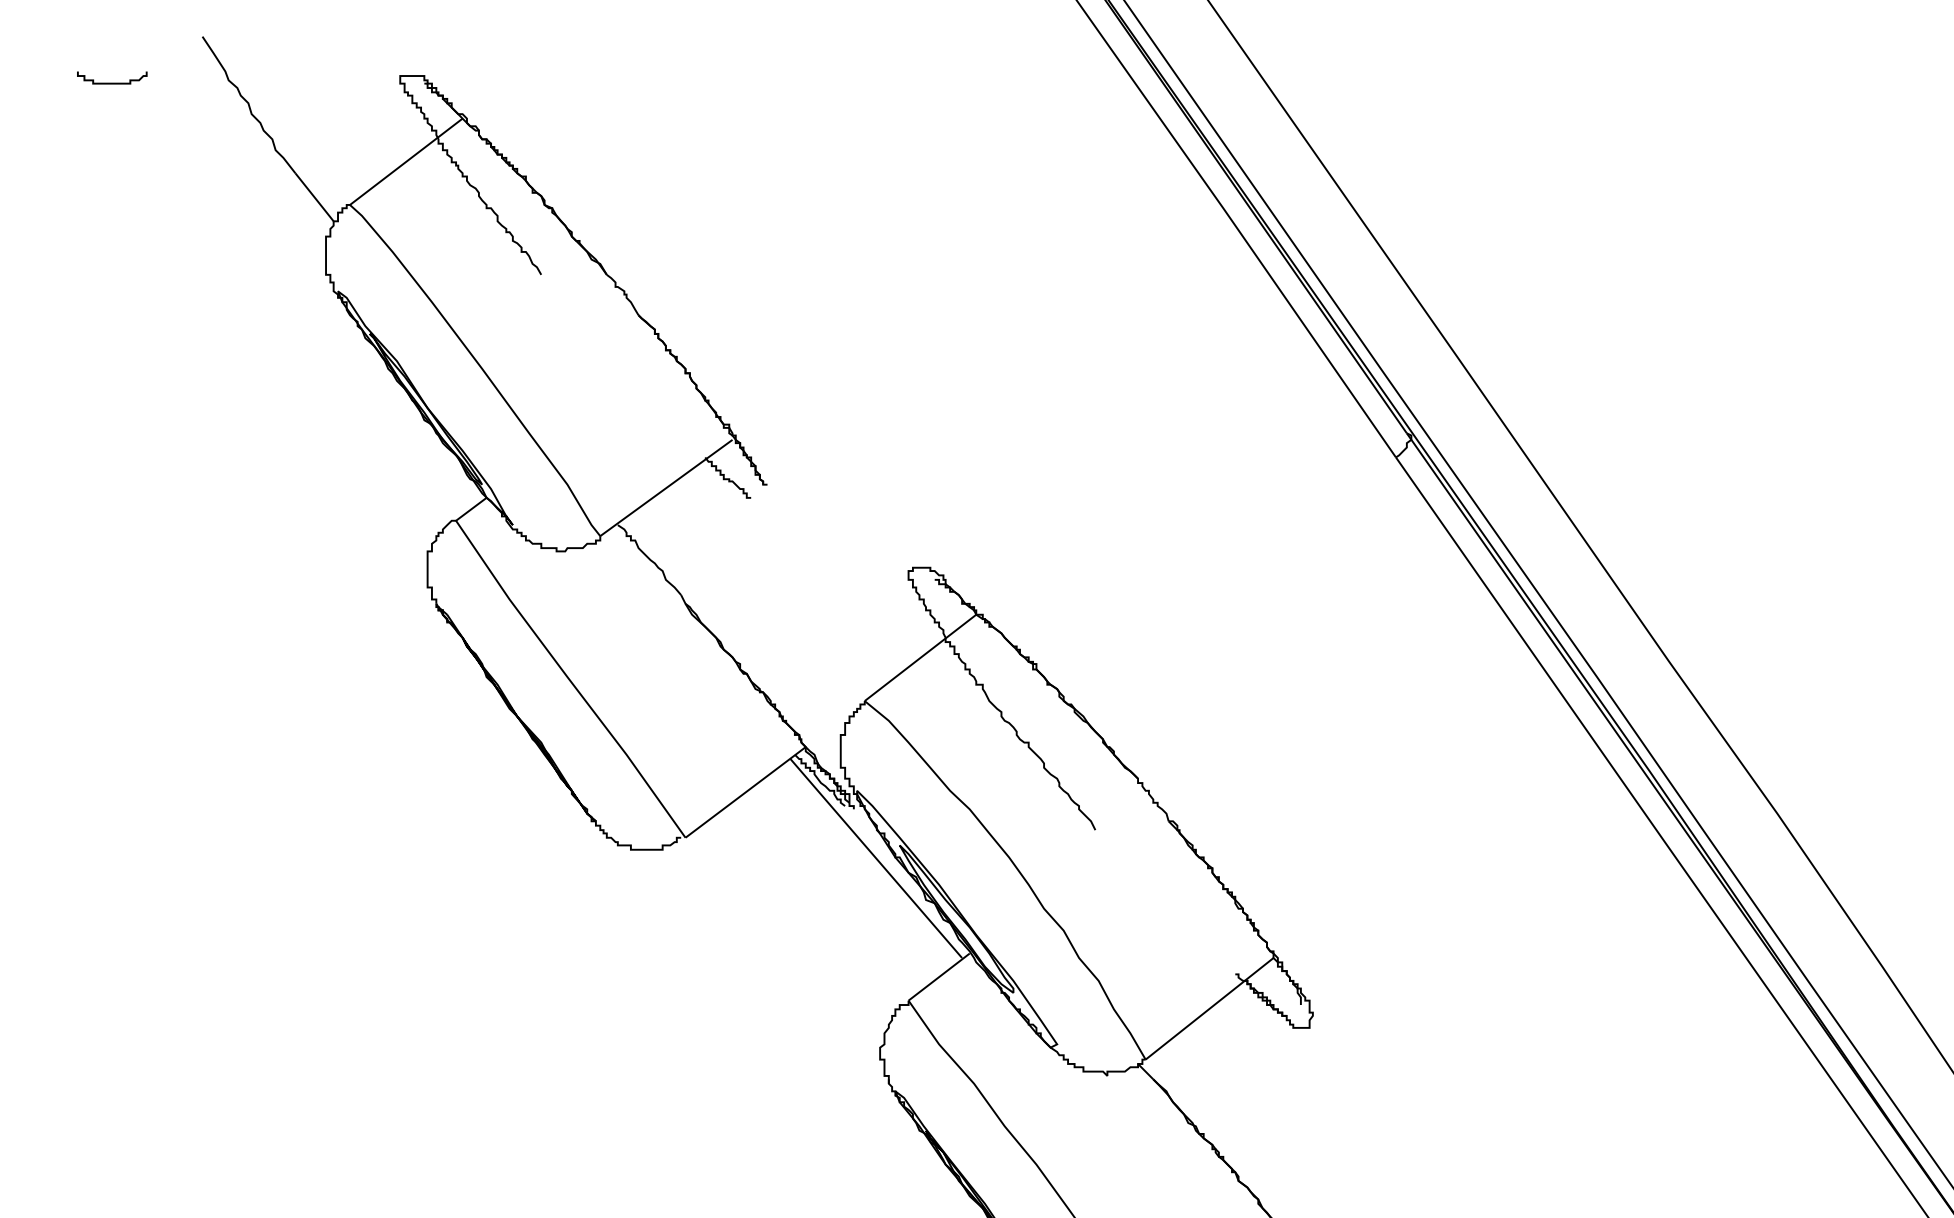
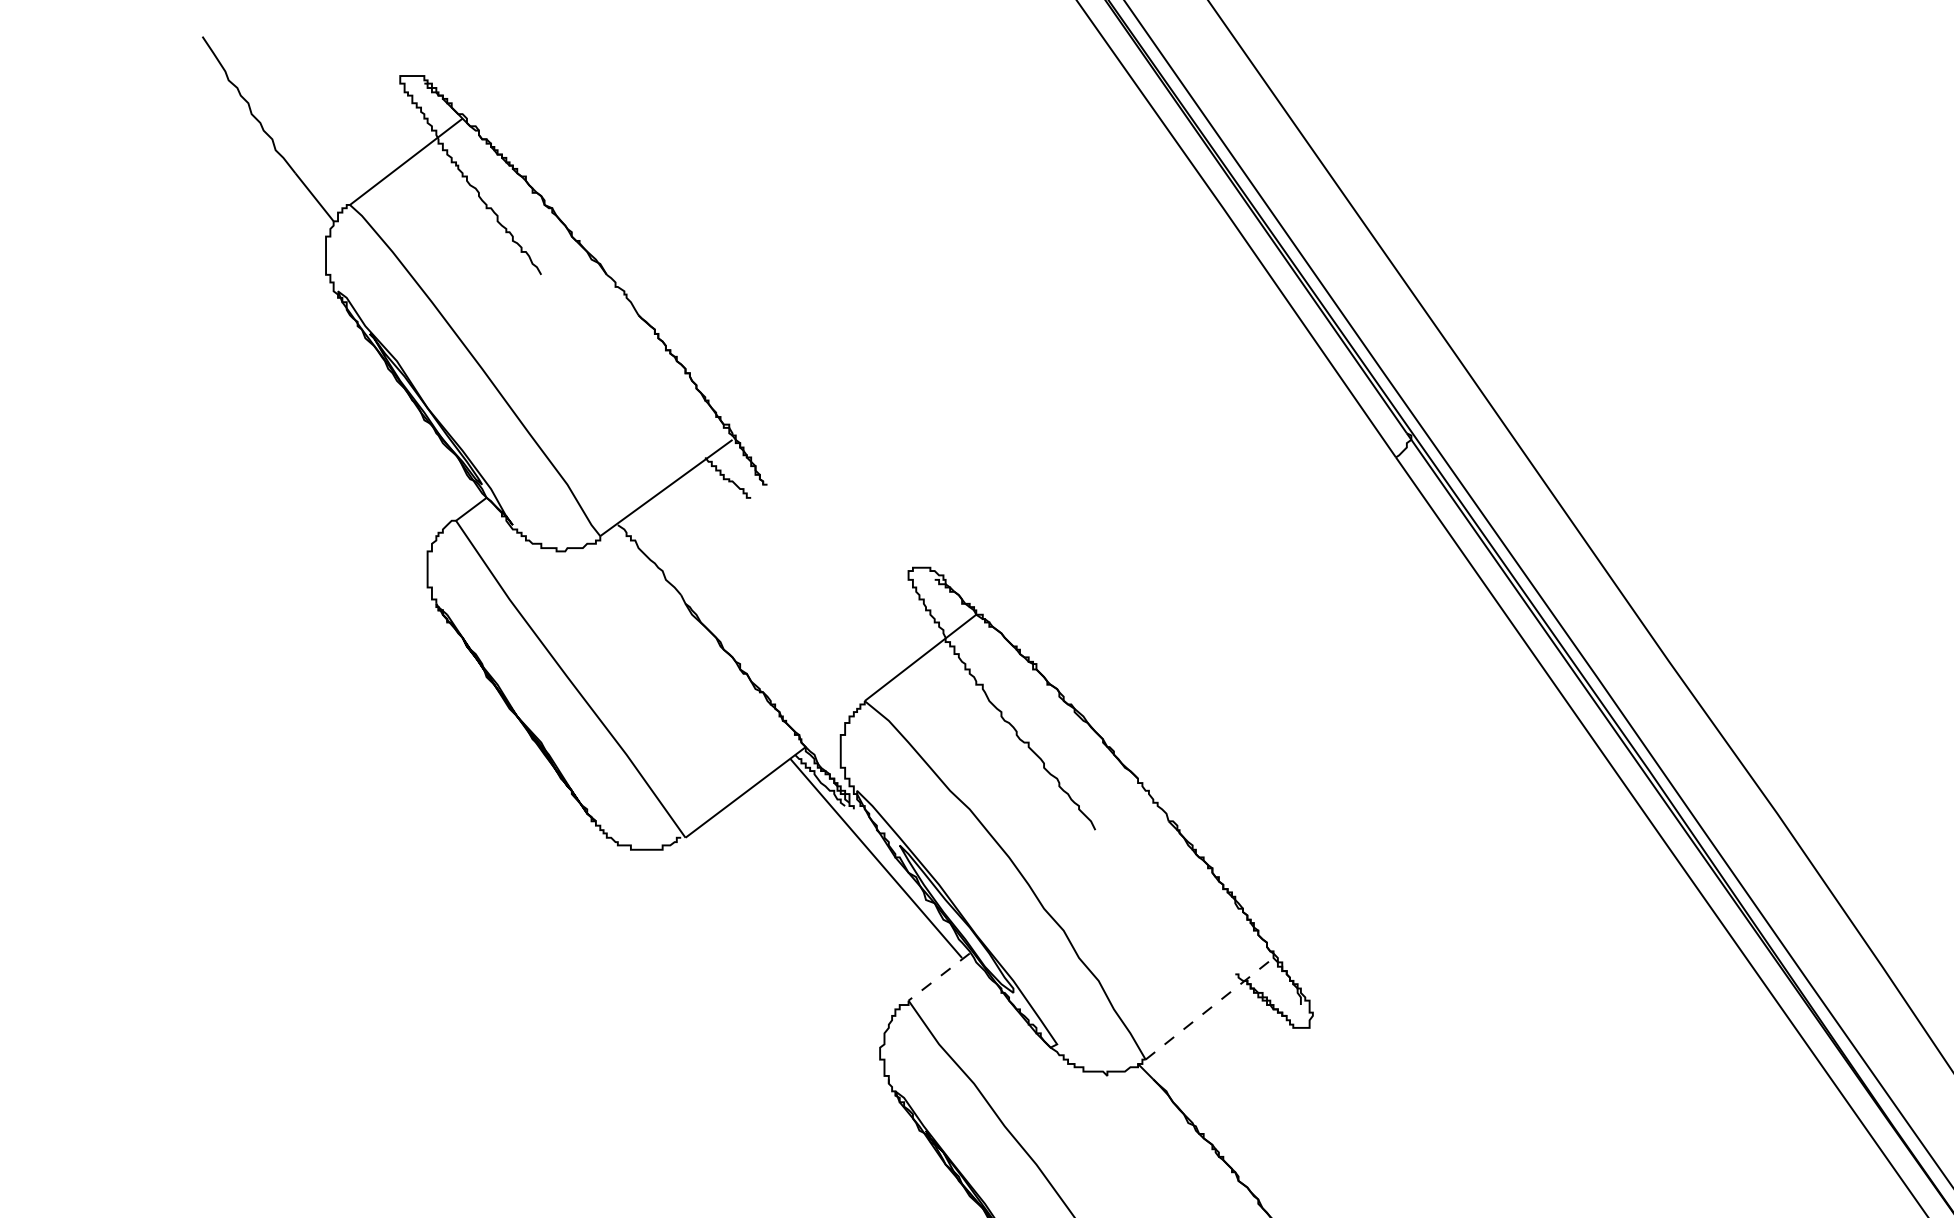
curve: present -> none (112, 82)
line: solid -> dashed (939, 977)
line: solid -> dashed (1209, 1008)
